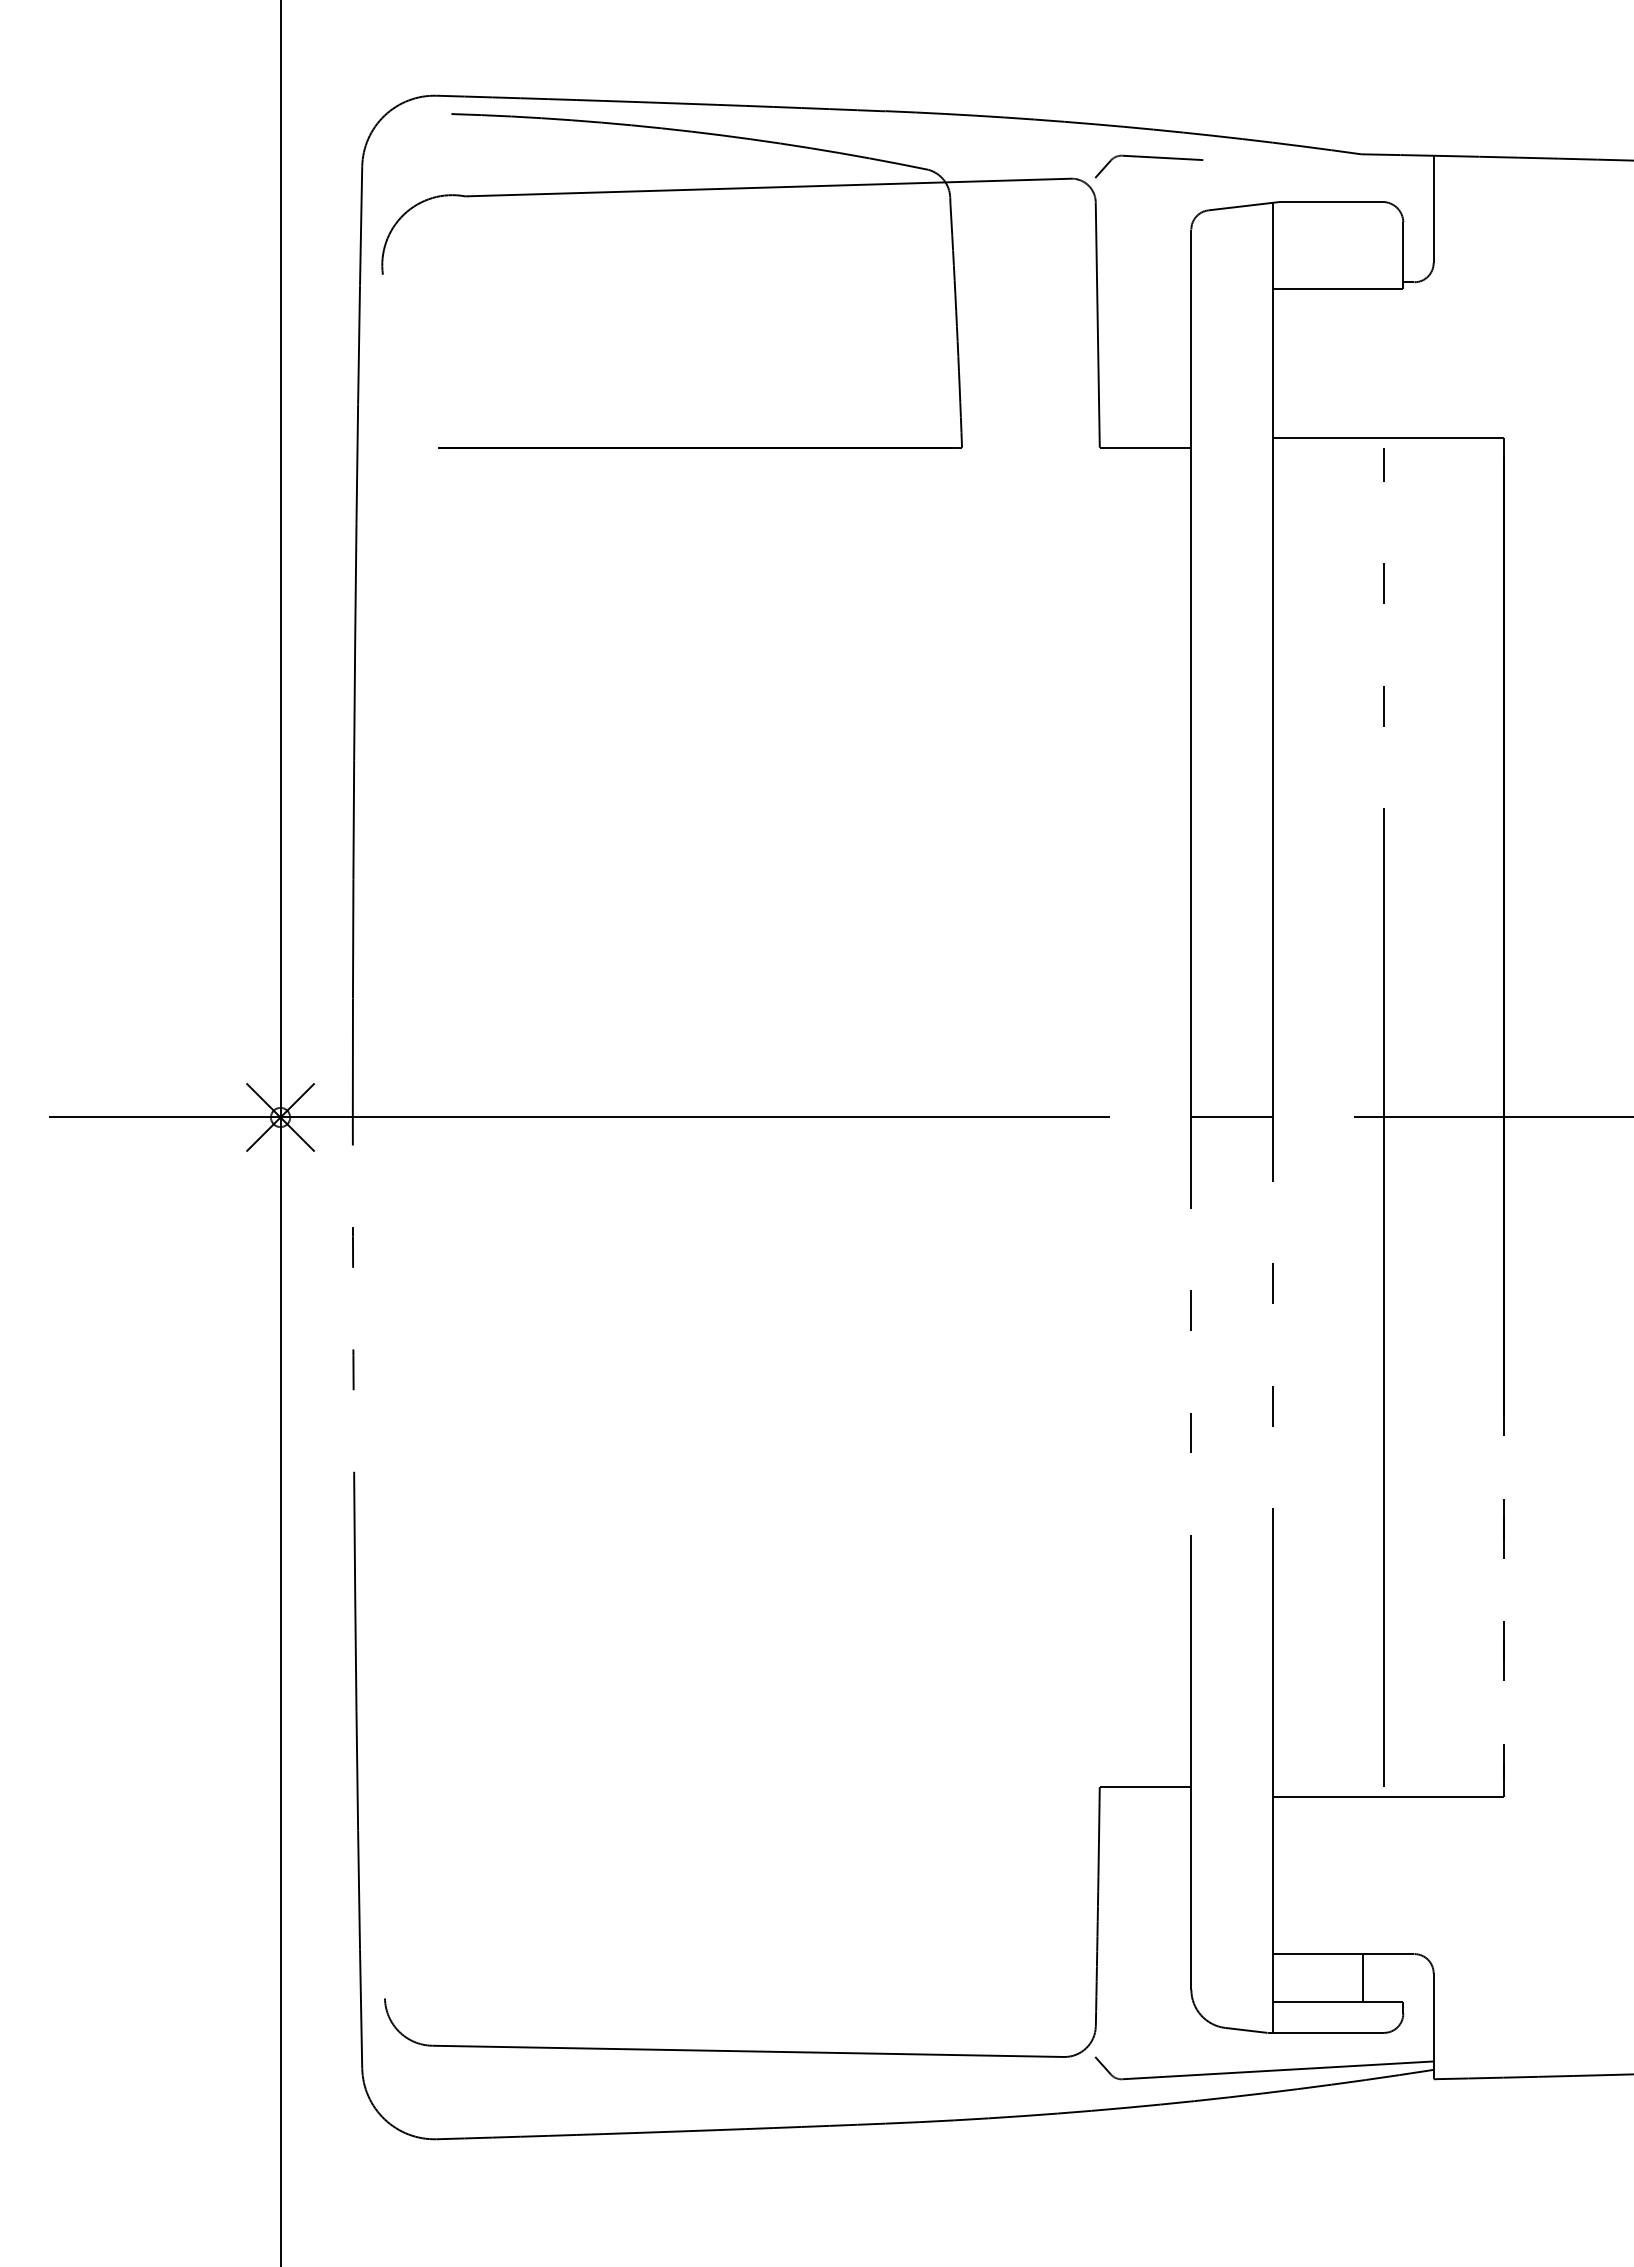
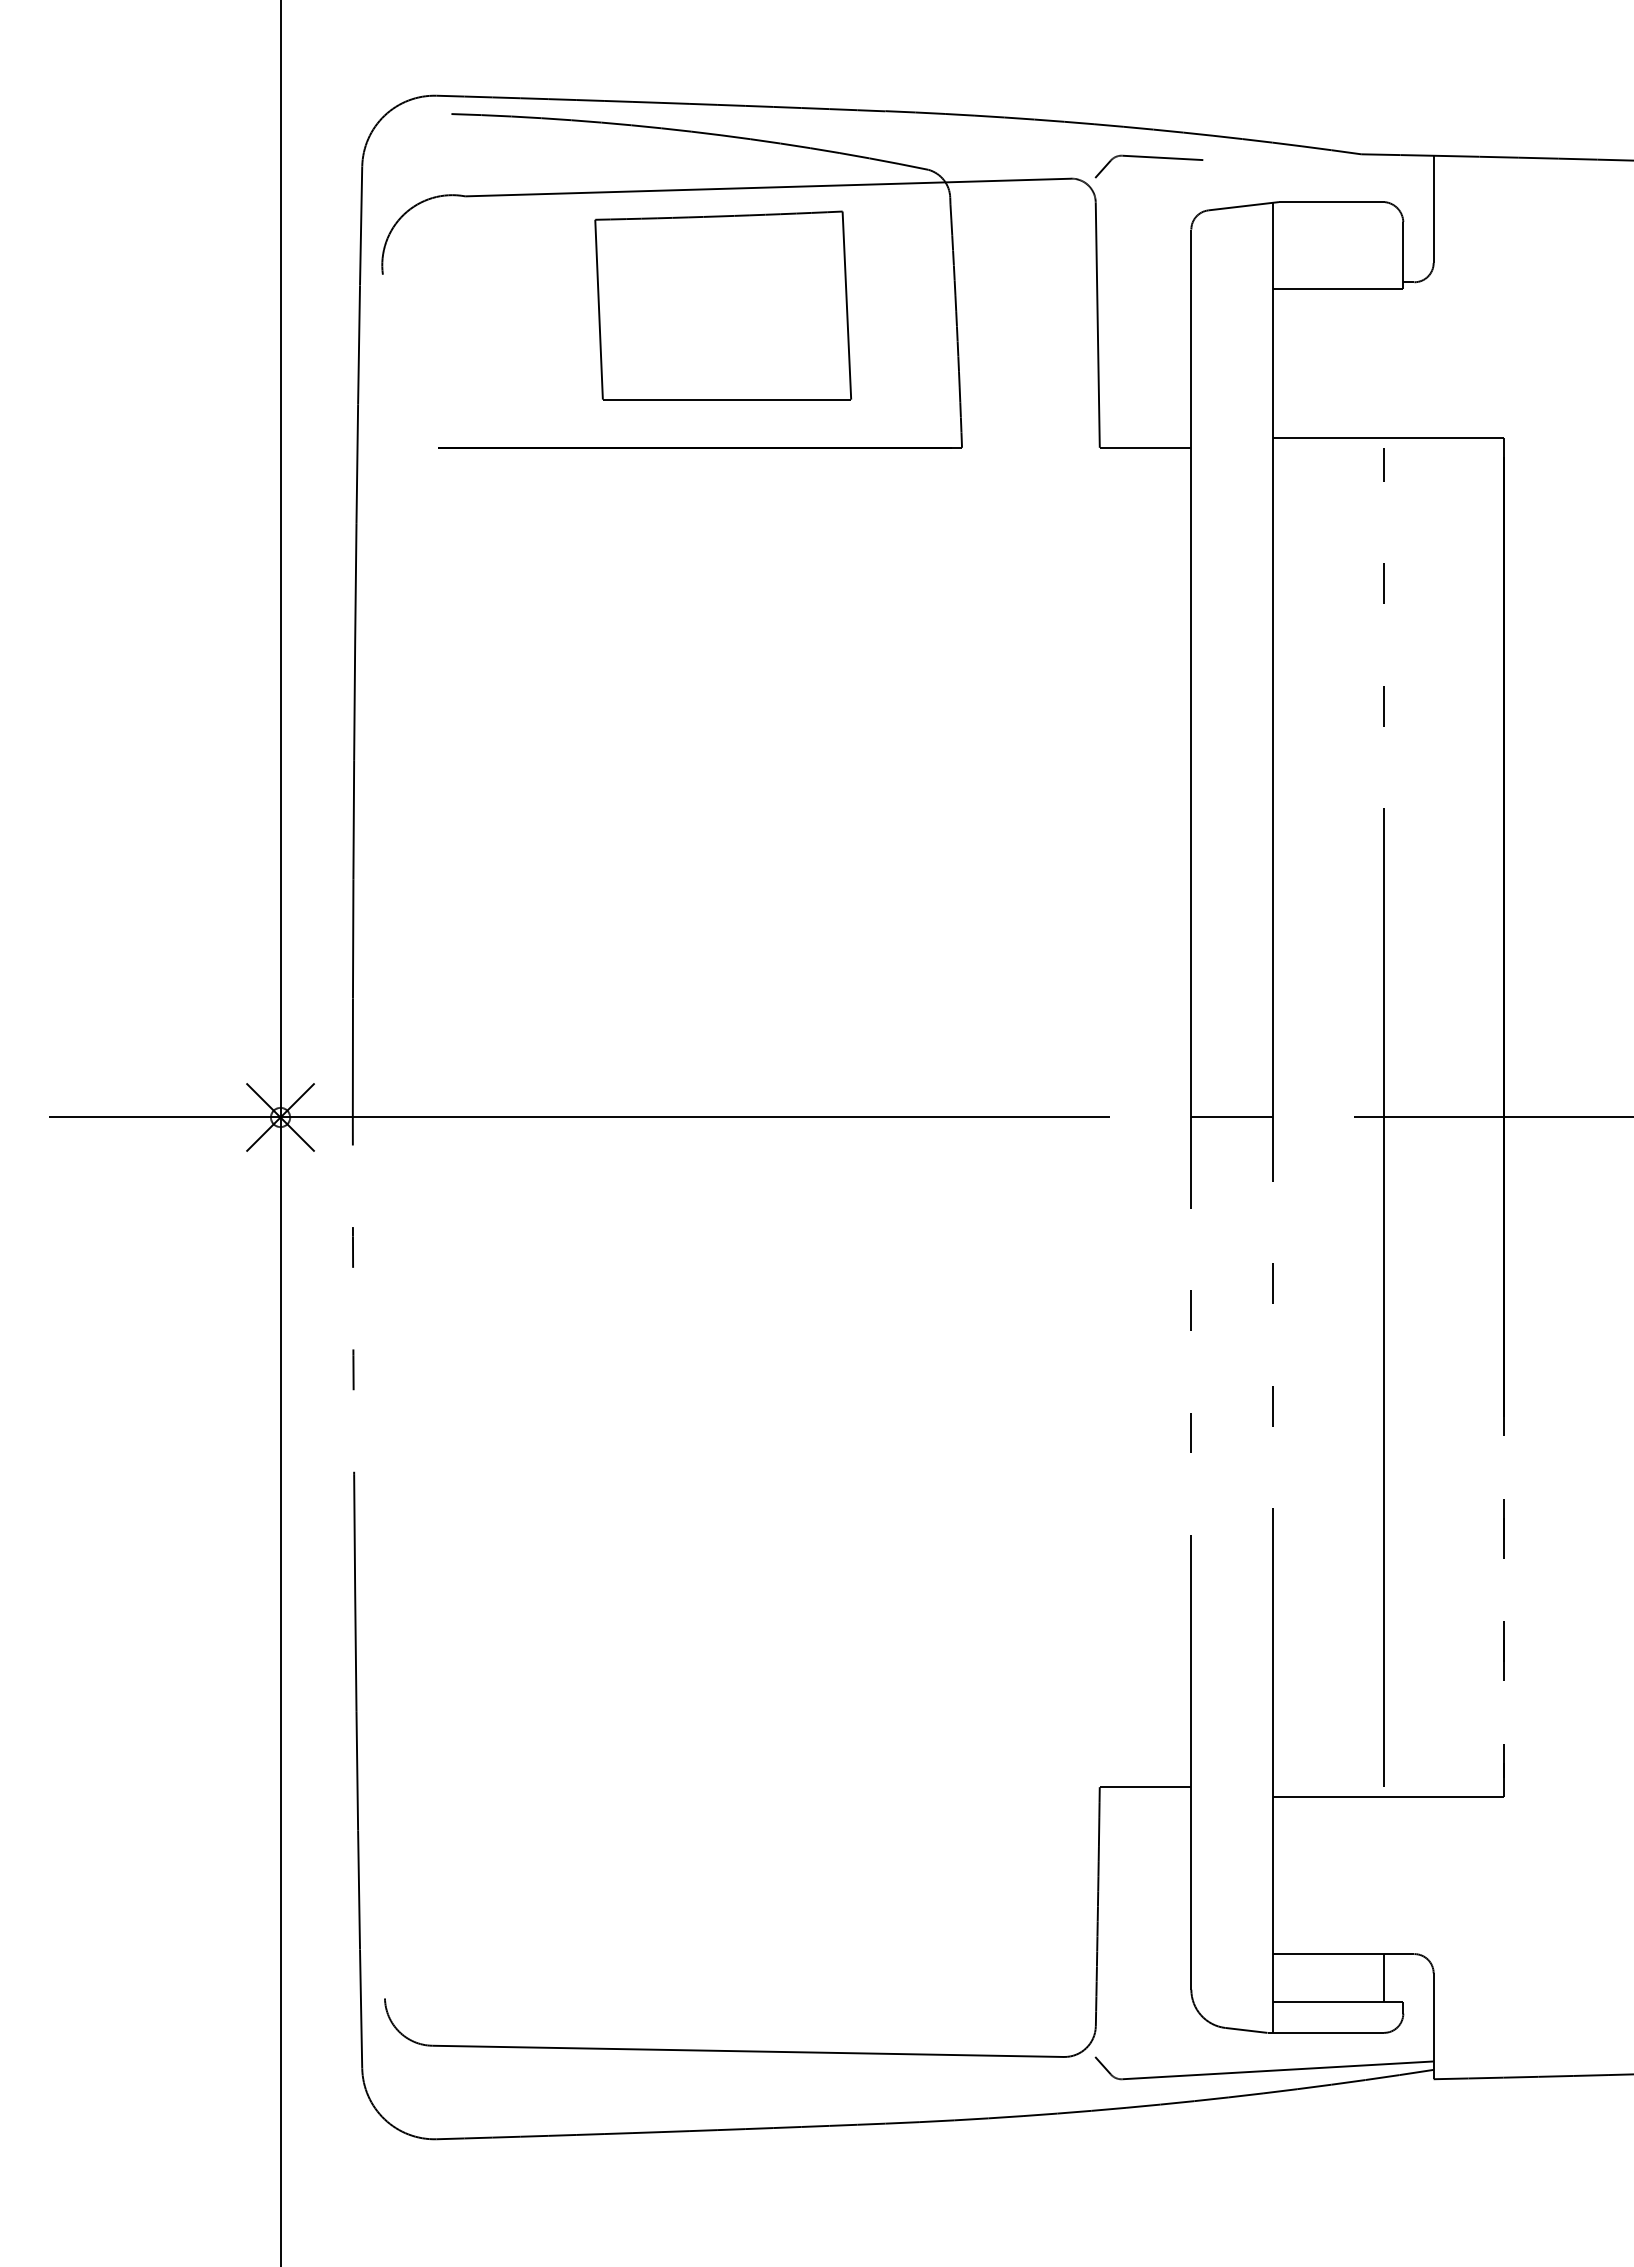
part: none -> present (722, 305)
line position: (1363, 1978) -> (1384, 1978) (1384, 1978)
